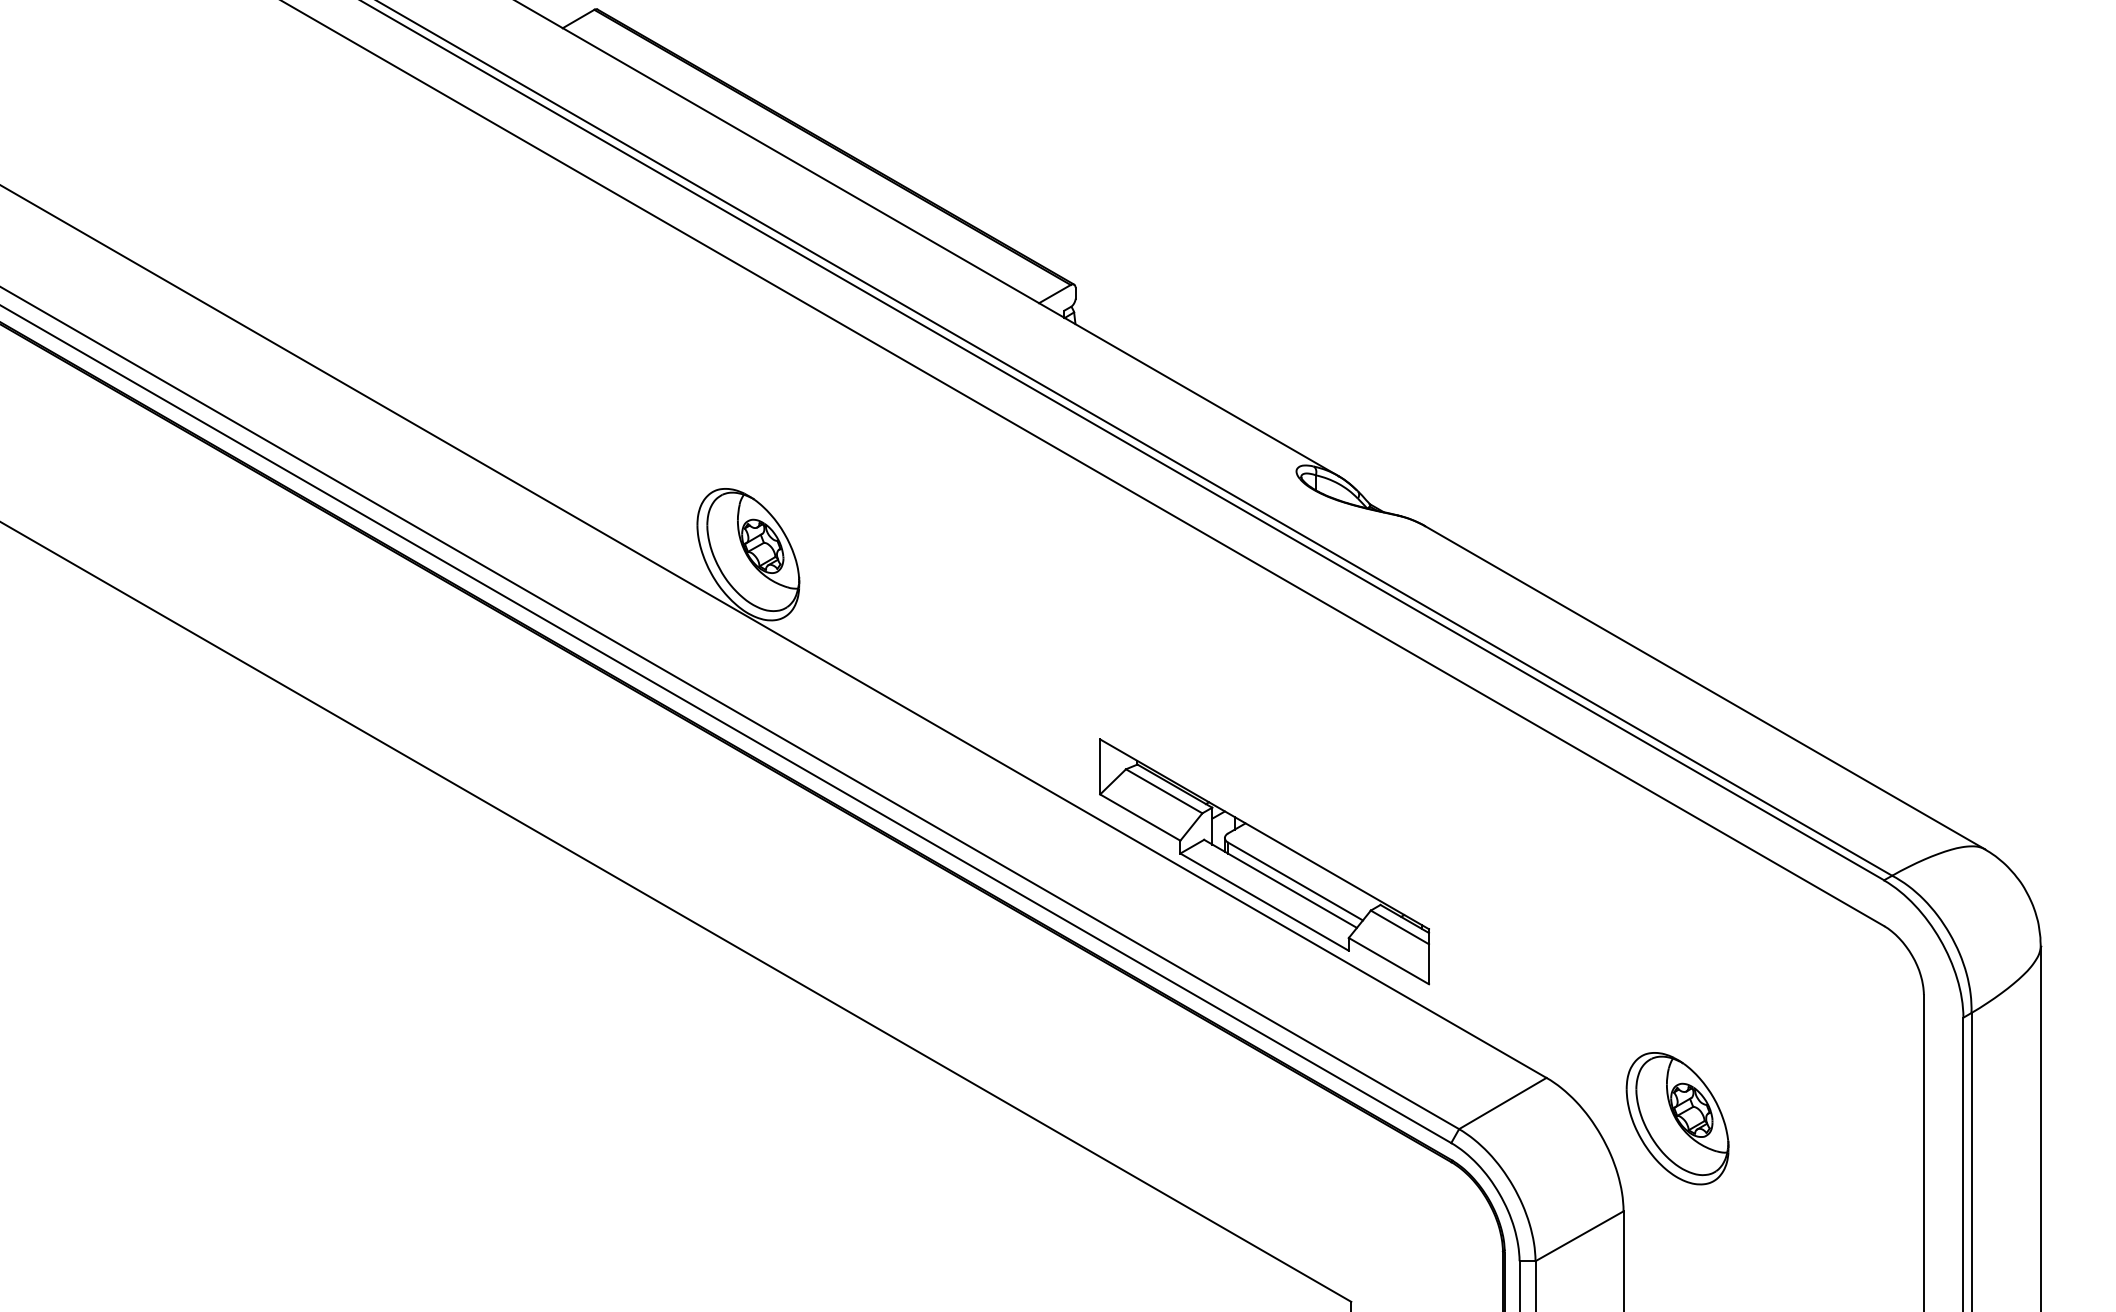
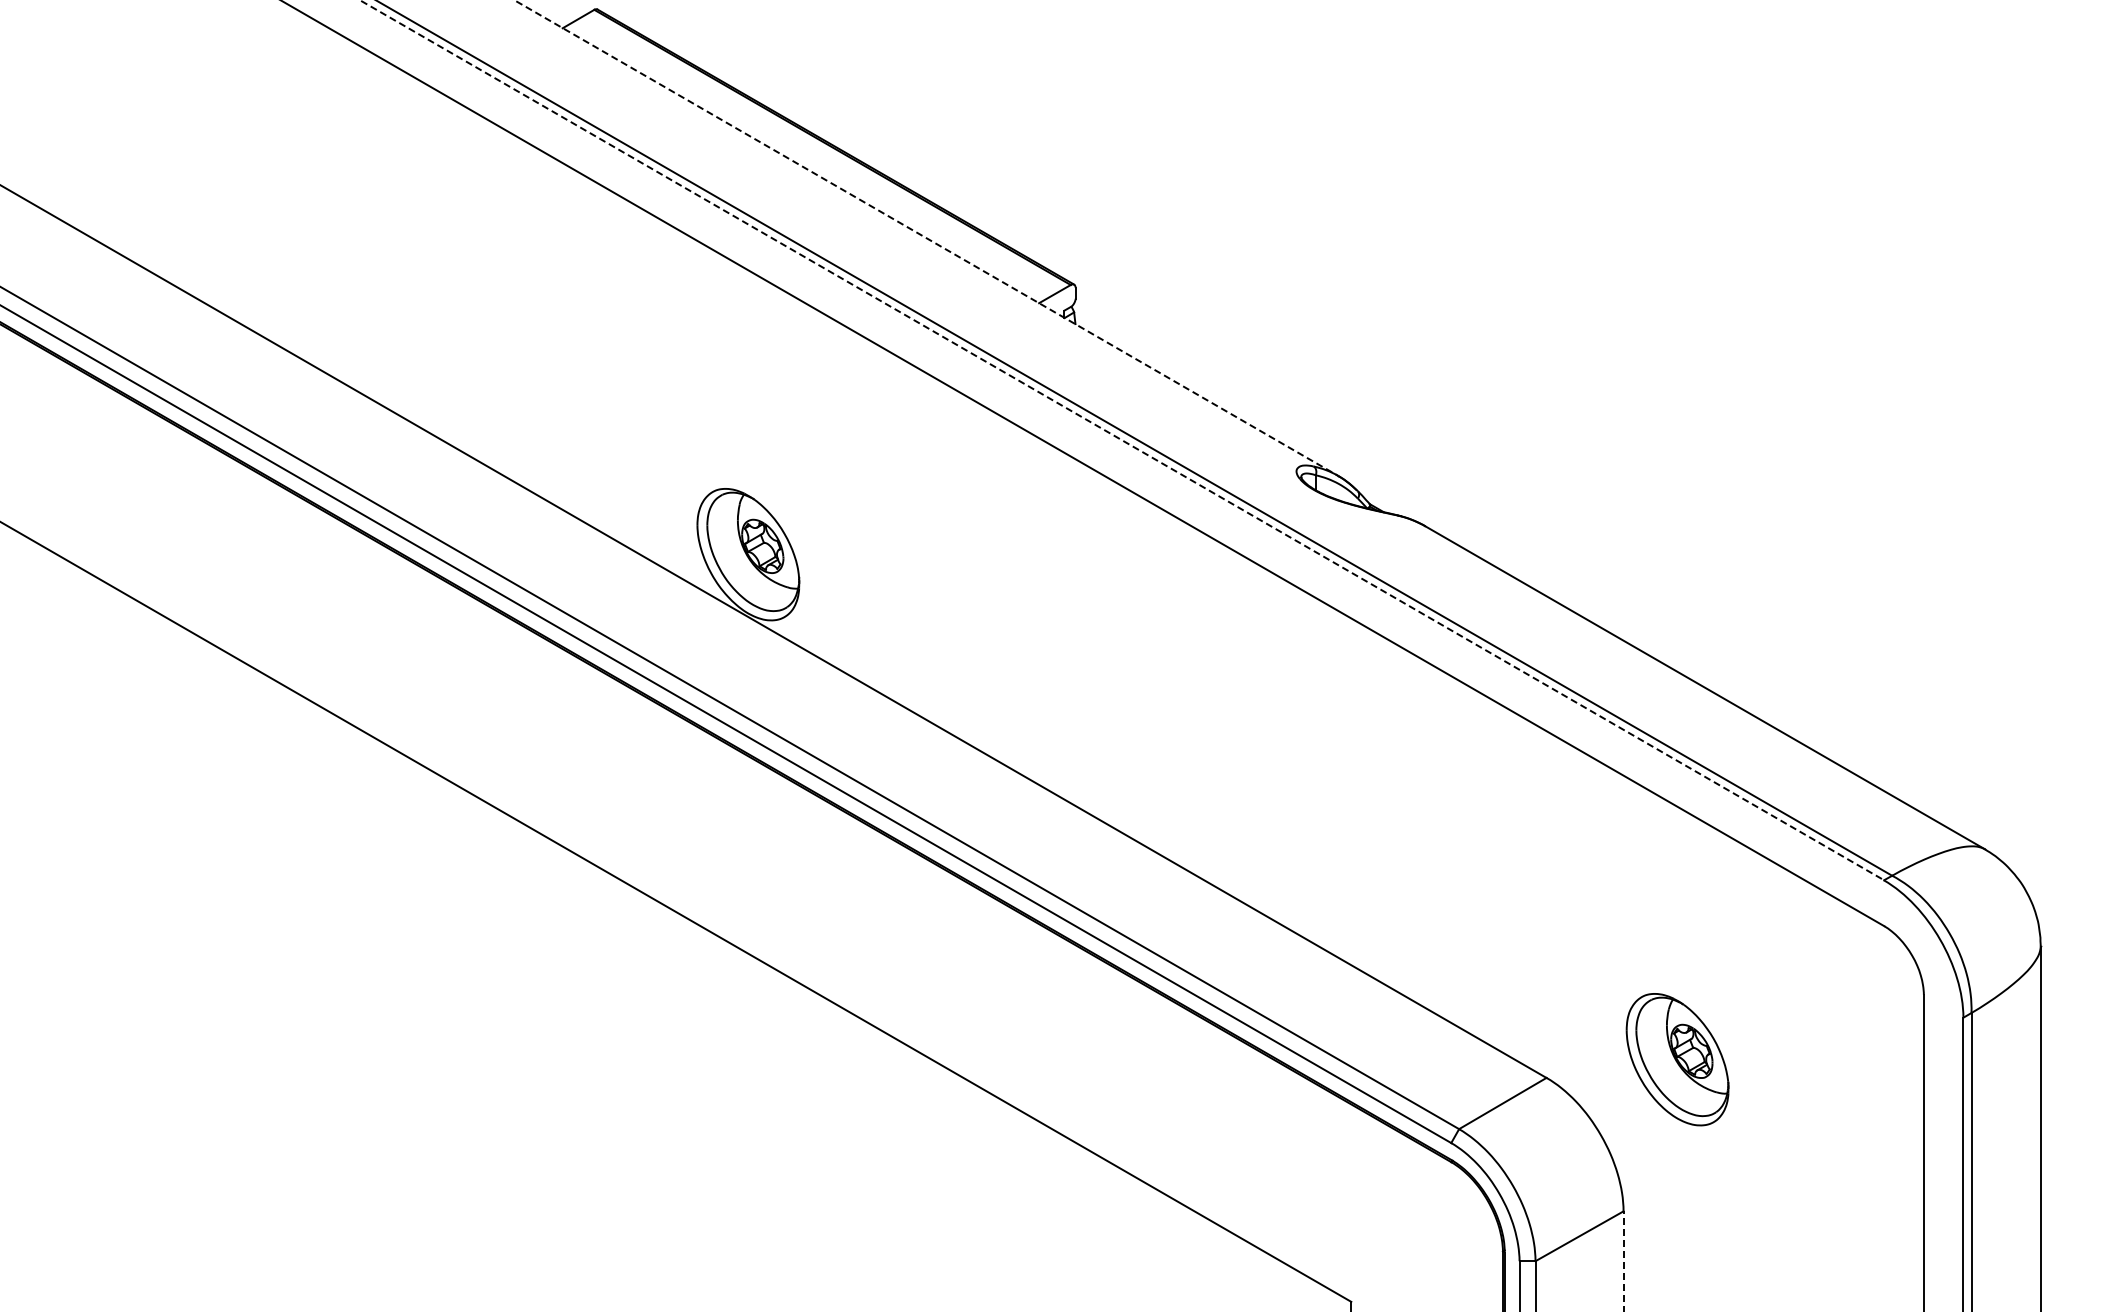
line: solid -> dashed (926, 237)
line: solid -> dashed (1122, 440)
part: present -> none (1264, 861)
part position: (1677, 1118) -> (1677, 1059) (1677, 1059)
line: solid -> dashed (1623, 1261)
